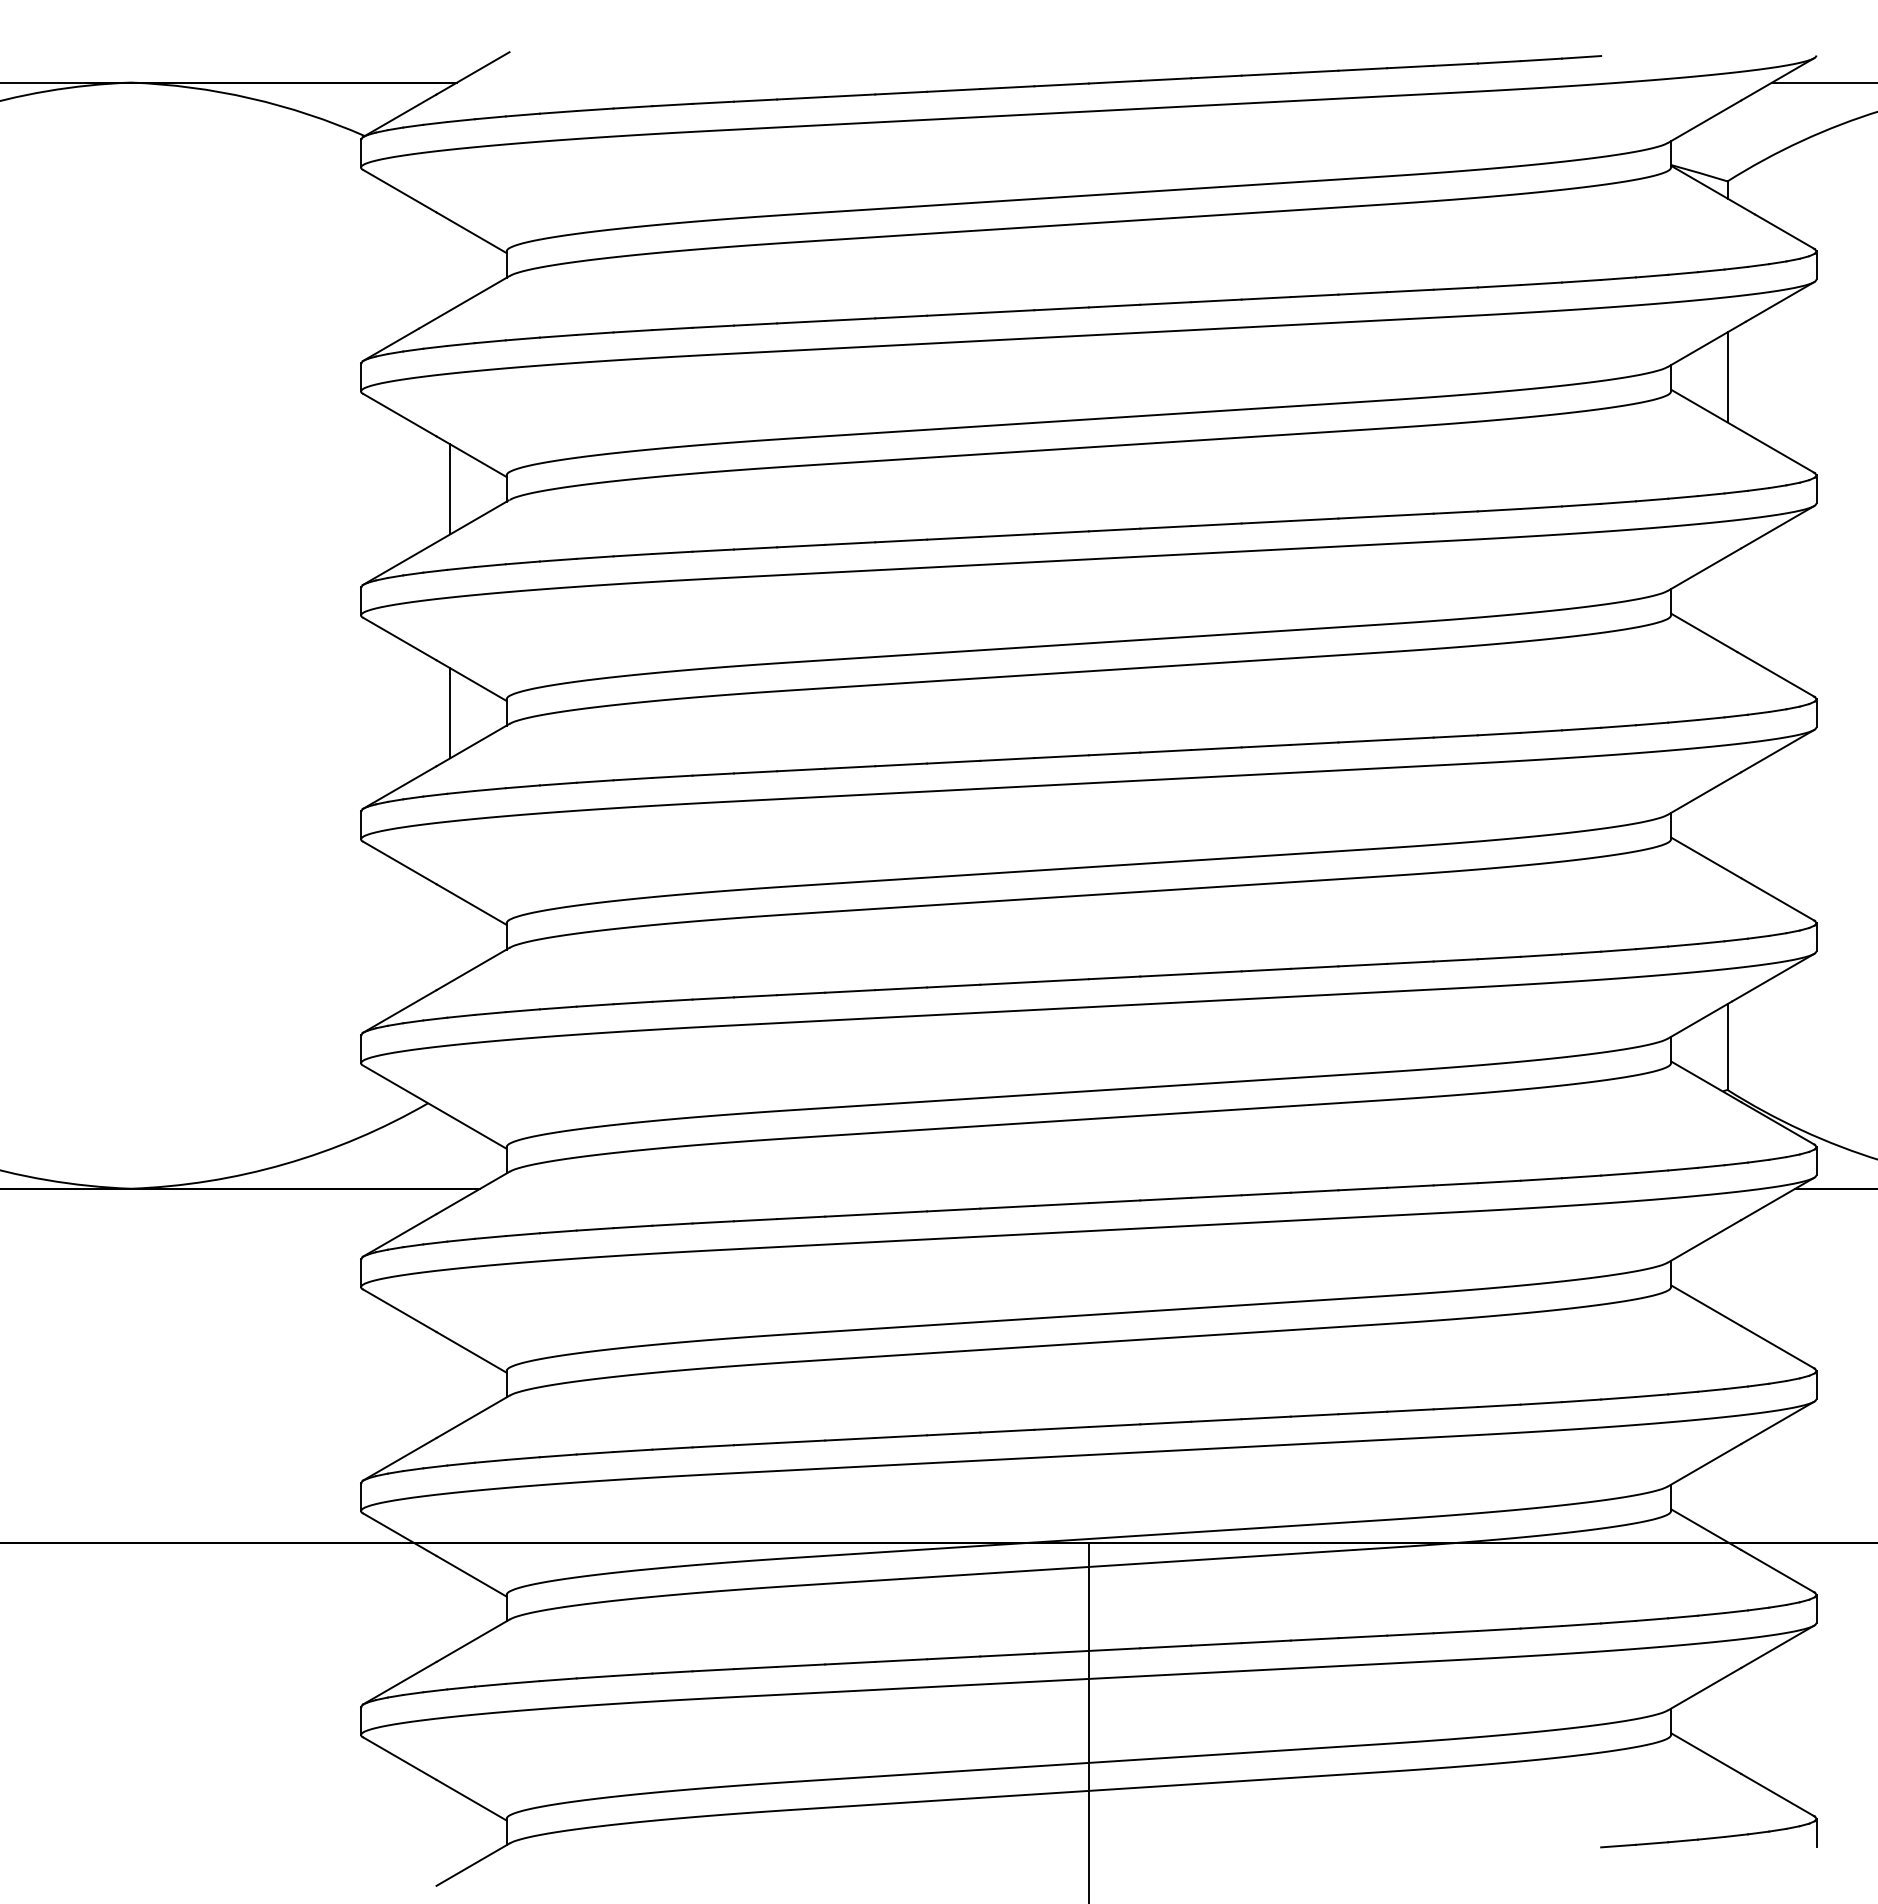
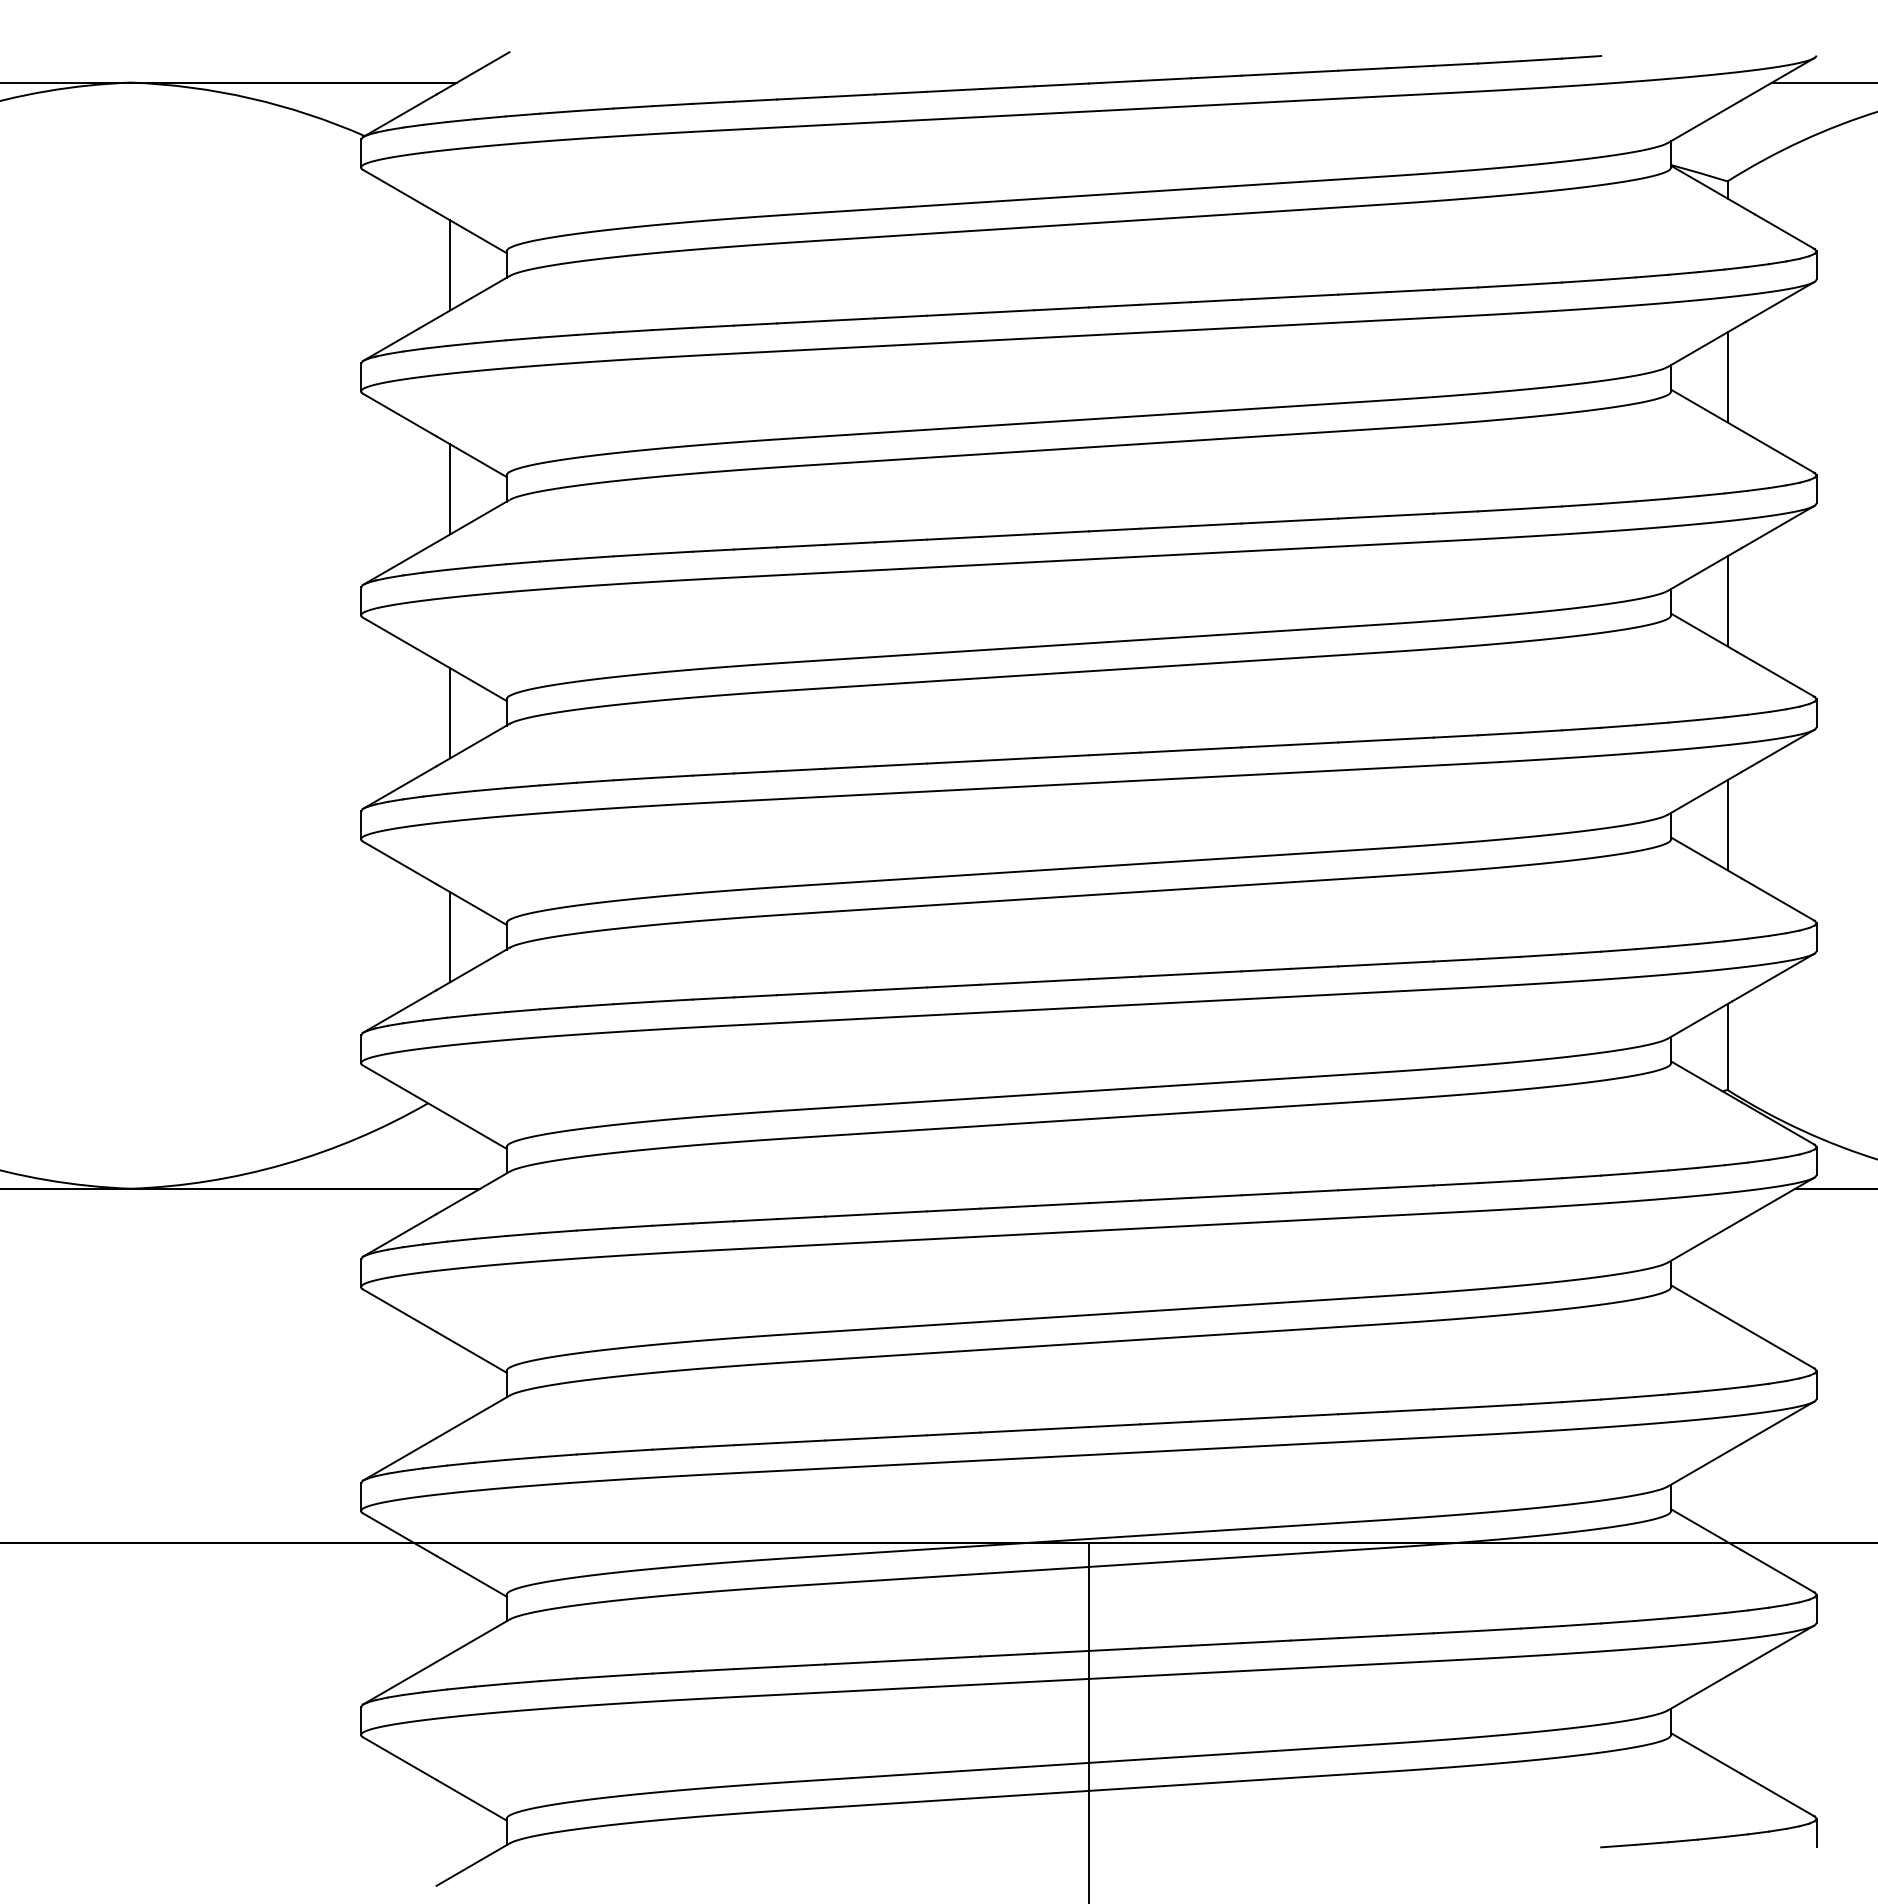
line: none -> present (450, 265)
line: none -> present (1727, 601)
line: none -> present (1727, 825)
line: none -> present (450, 937)
